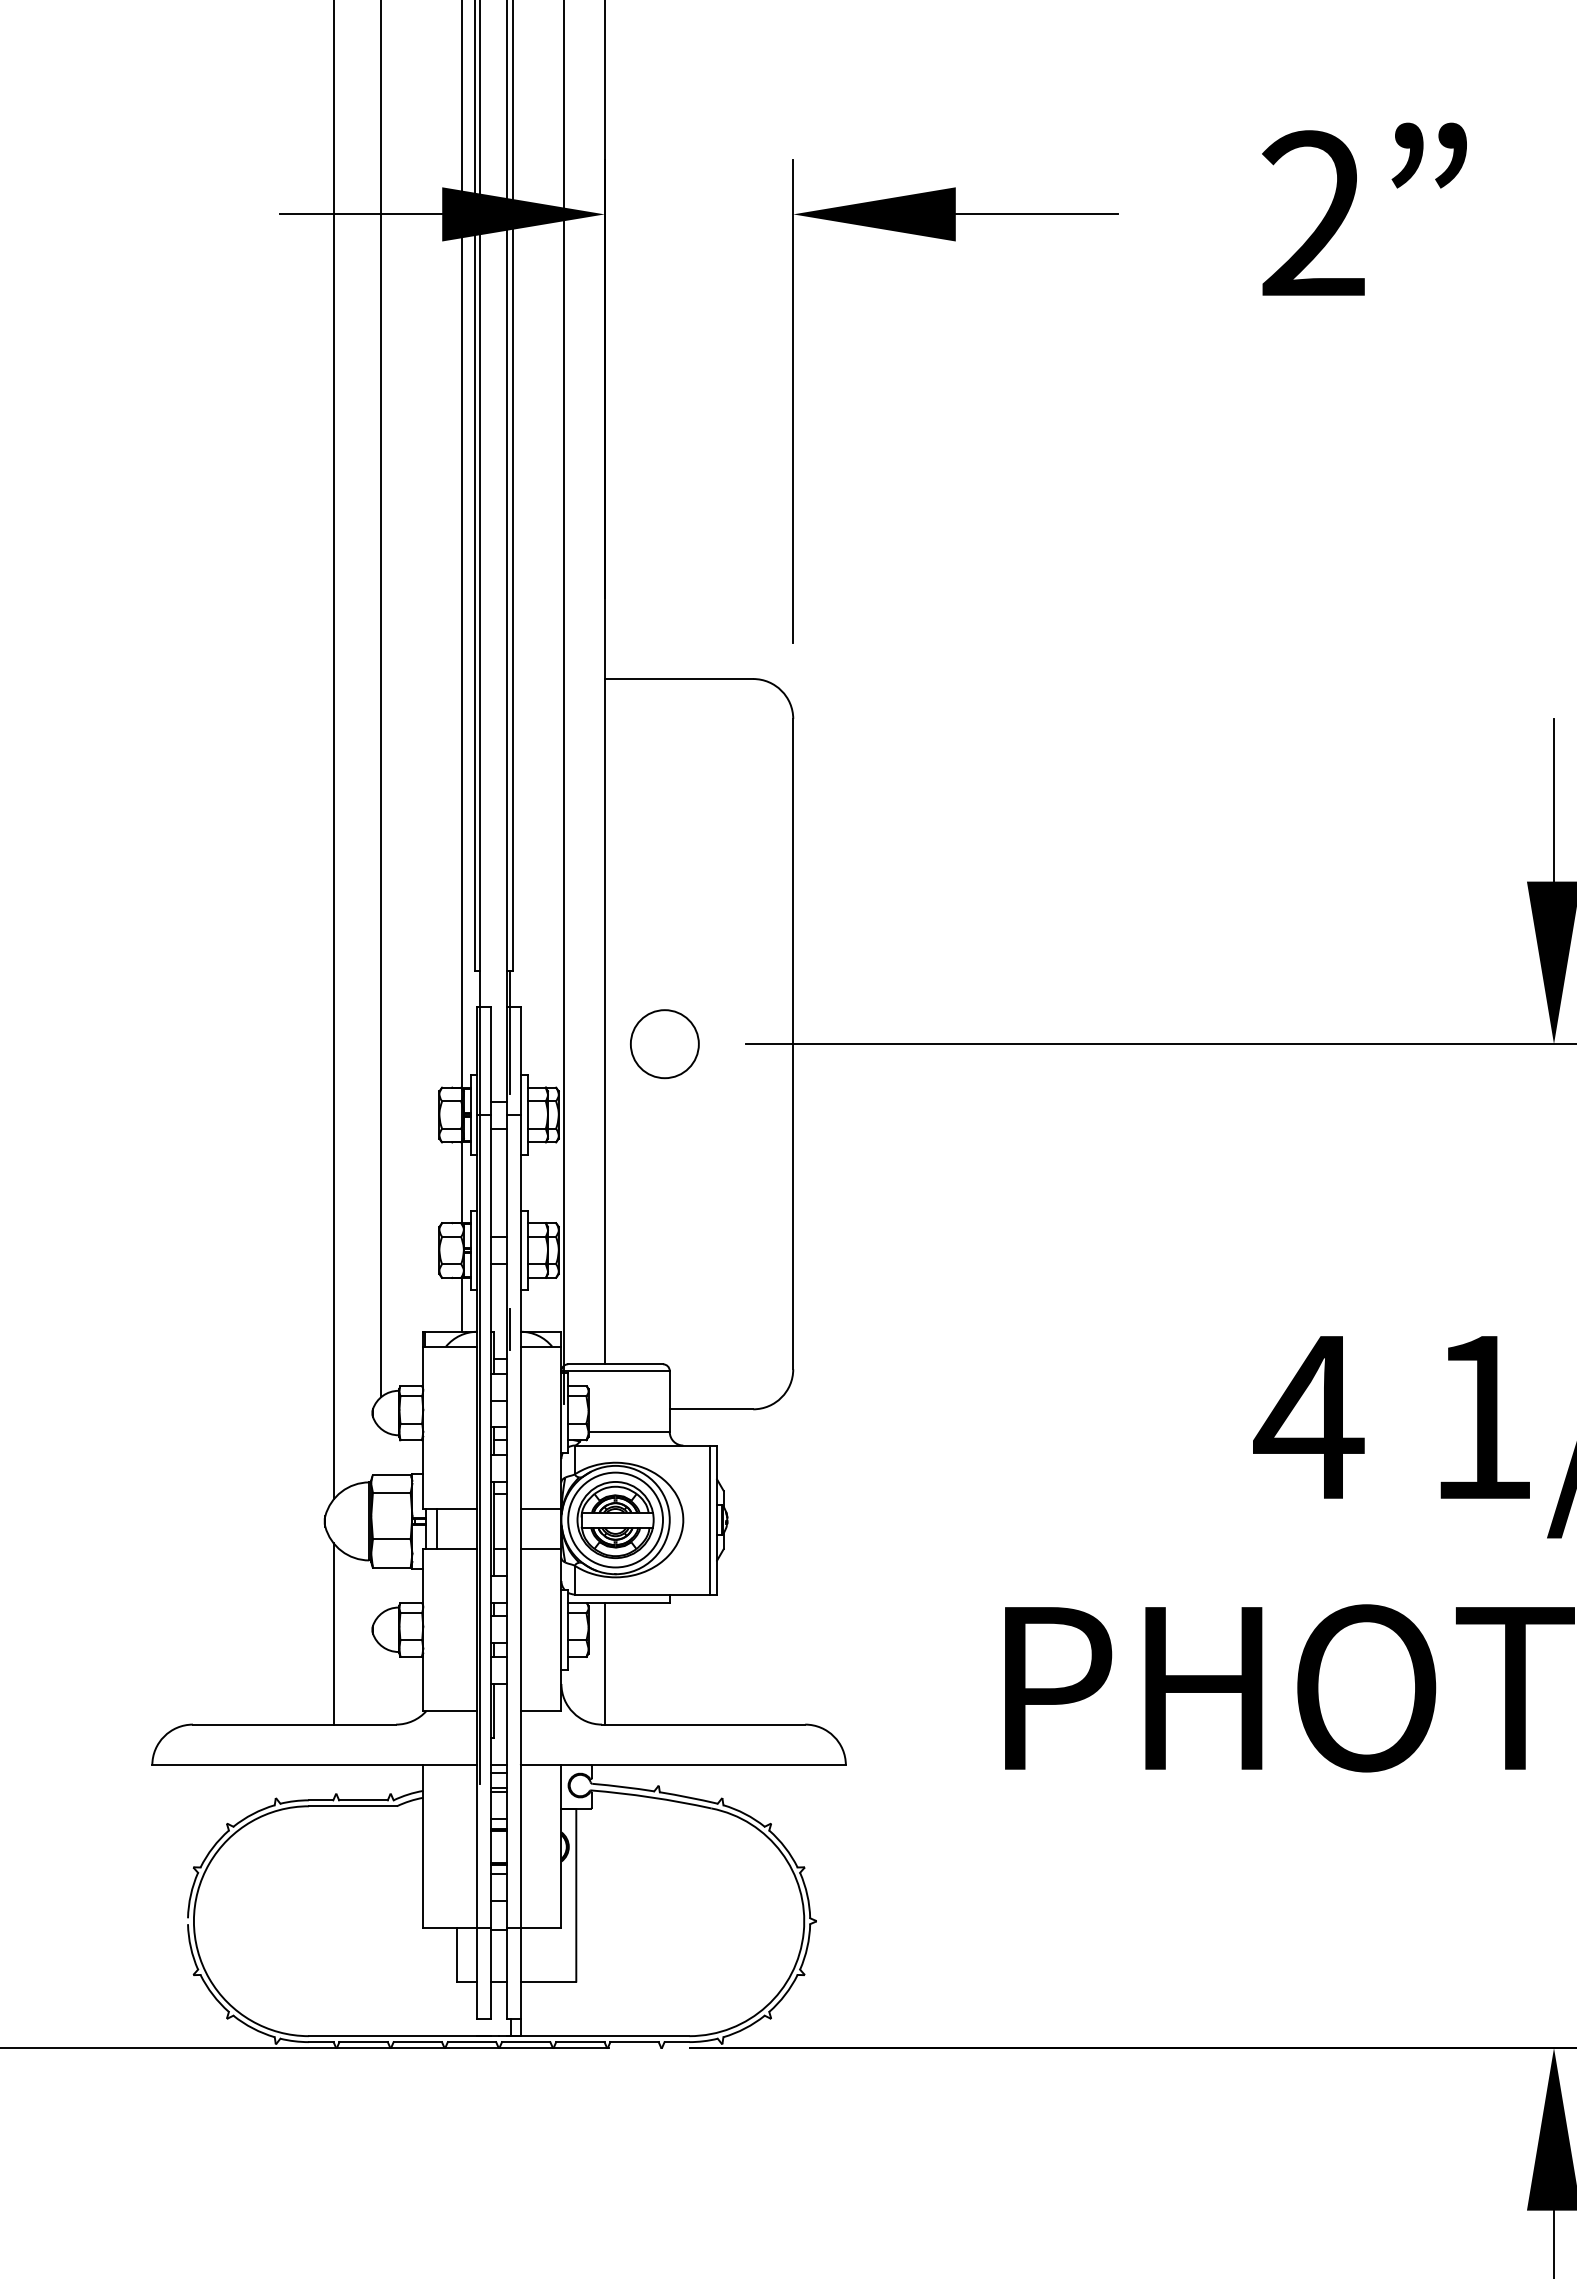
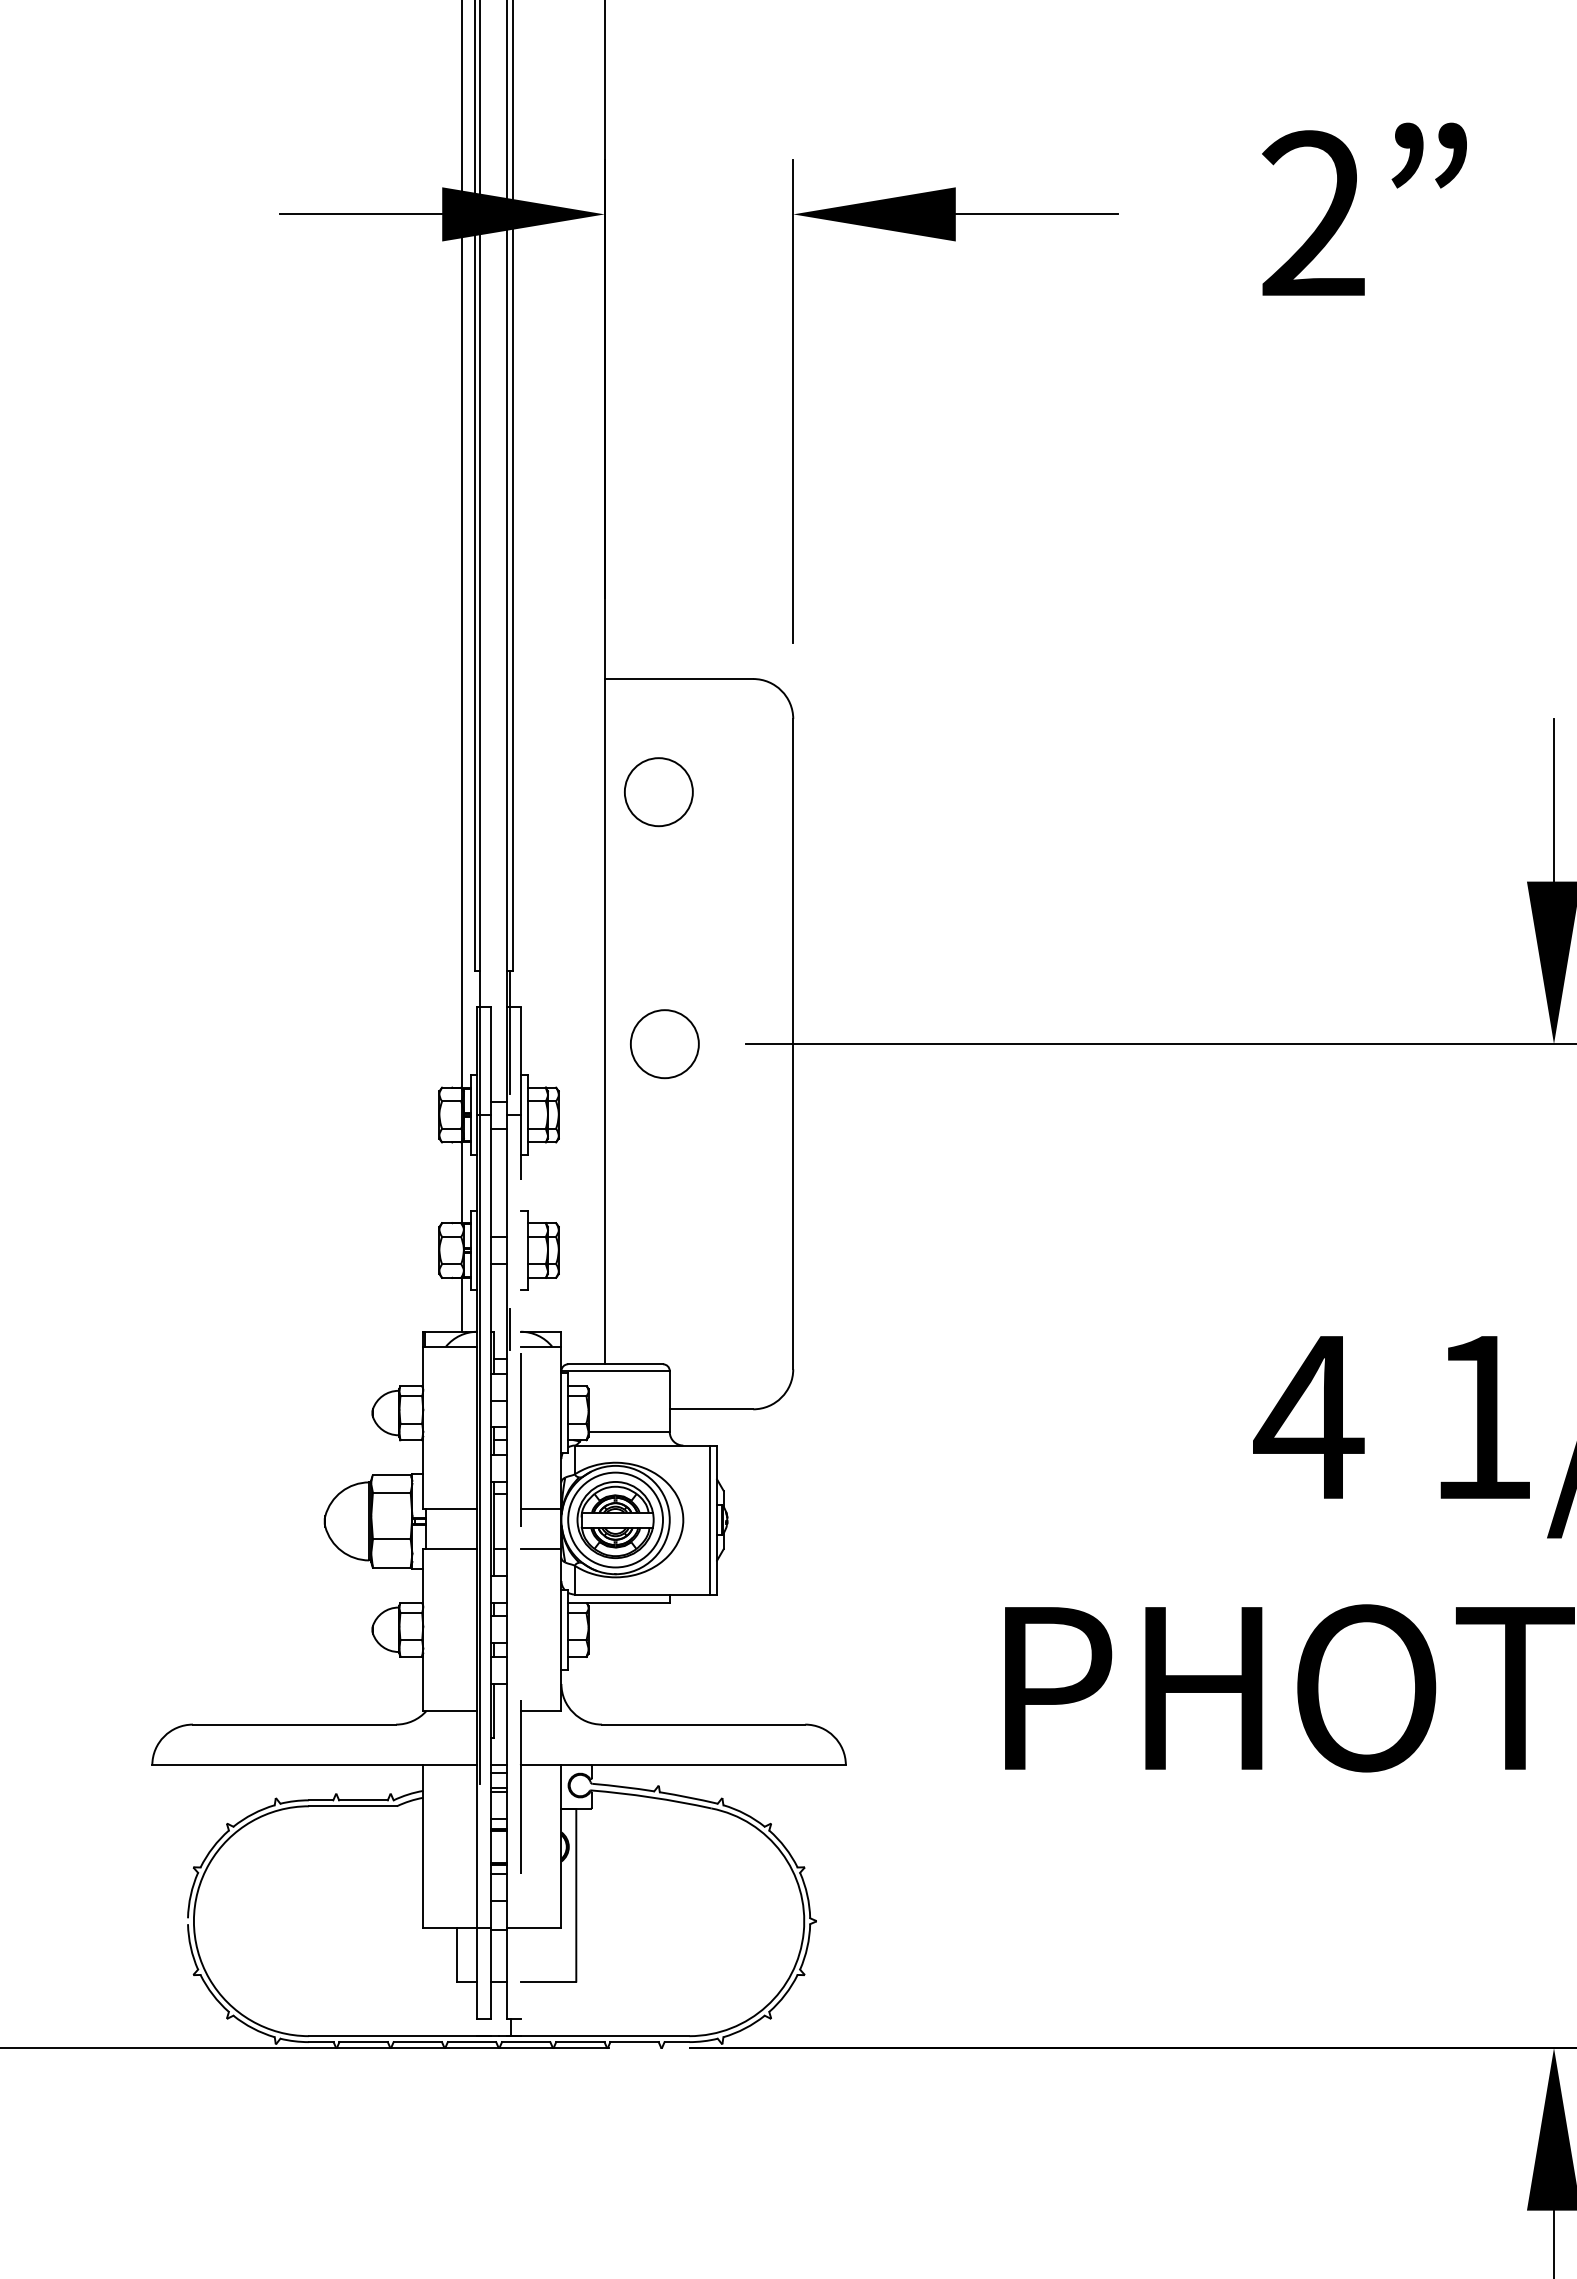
line: present -> none (381, 699)
line: present -> none (564, 703)
line: present -> none (333, 750)
circle: none -> present (658, 792)
line: solid -> dashed (520, 1521)
line: present -> none (436, 1528)
line: present -> none (333, 1633)
line: present -> none (604, 1663)
